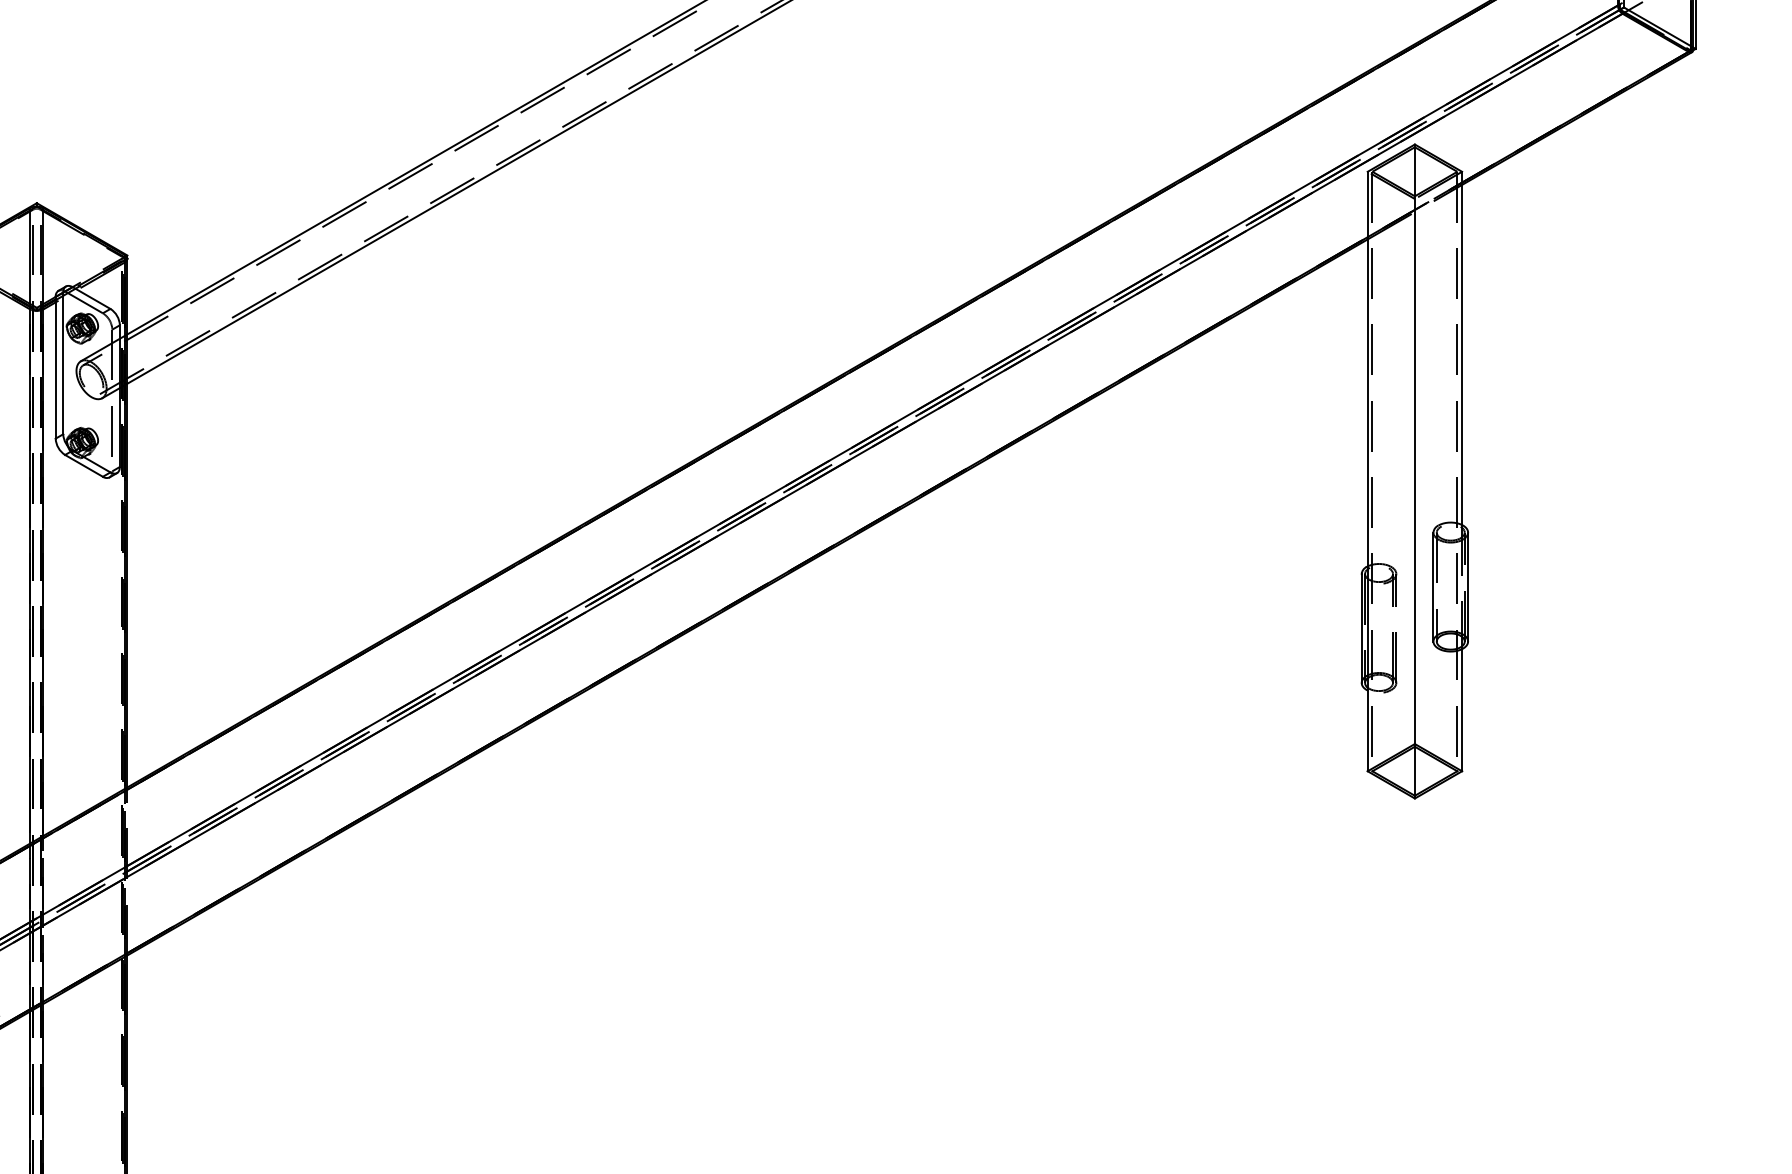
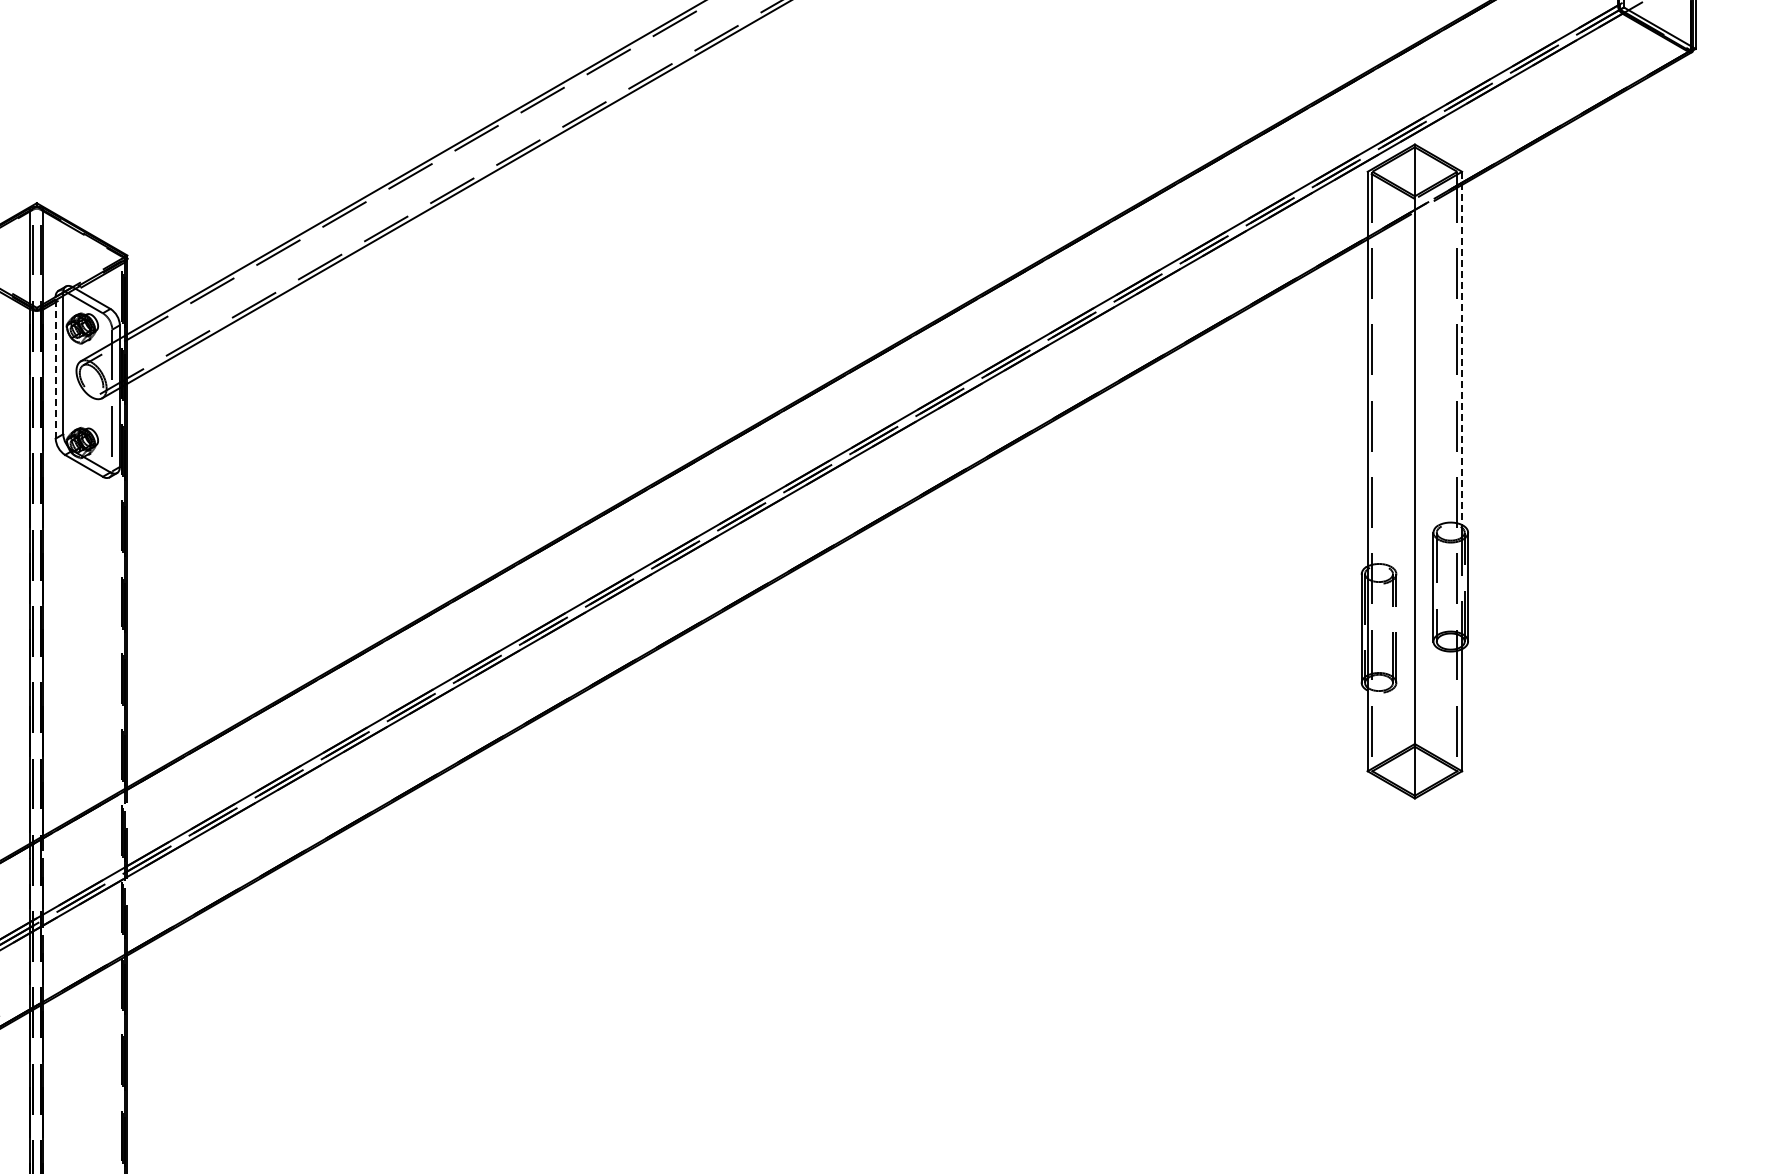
line: solid -> dashed (1462, 348)
line: solid -> dashed (55, 367)
